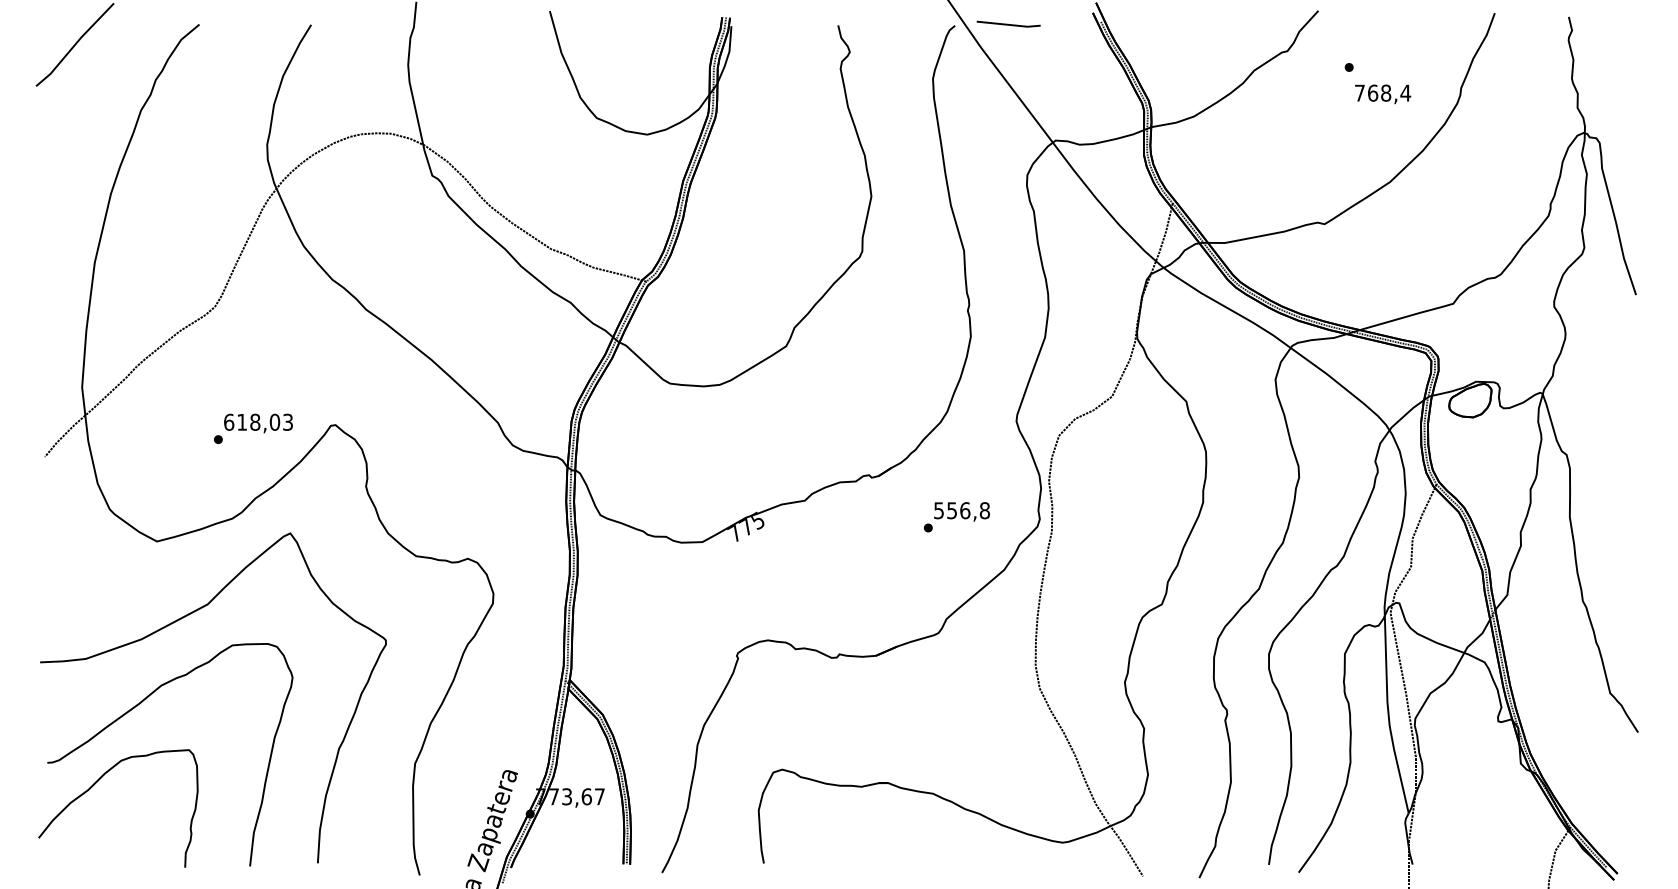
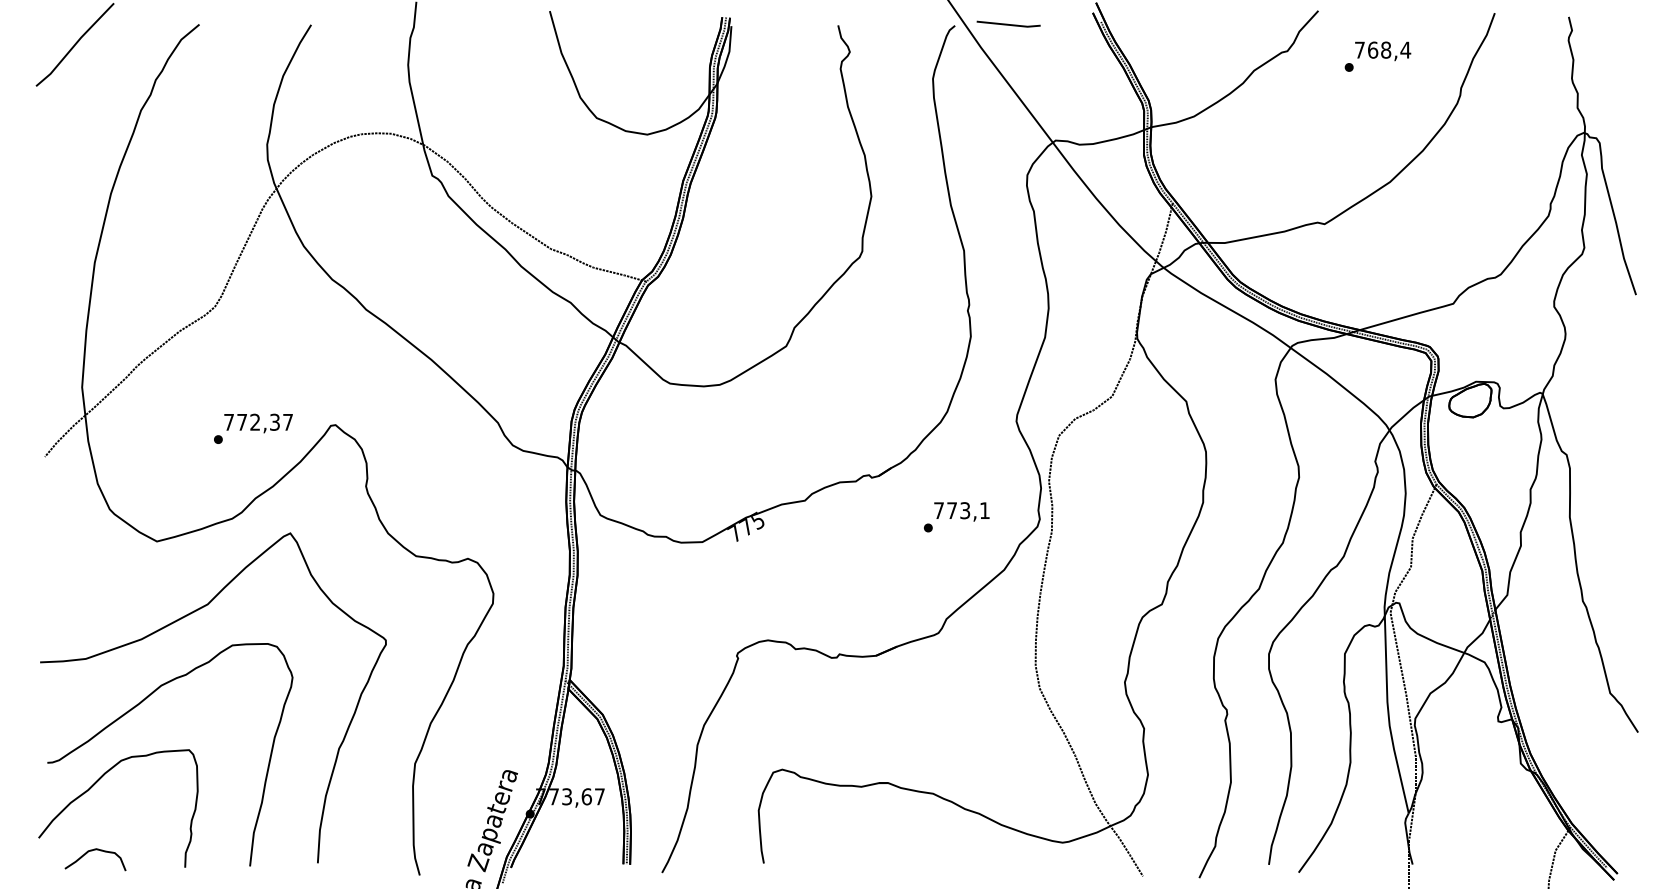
text position: (1383, 94) -> (1383, 51) (1383, 51)
text: 618,03 -> 772,37 (258, 421)
text: 556,8 -> 773,1 (961, 510)
part: none -> present (92, 851)
